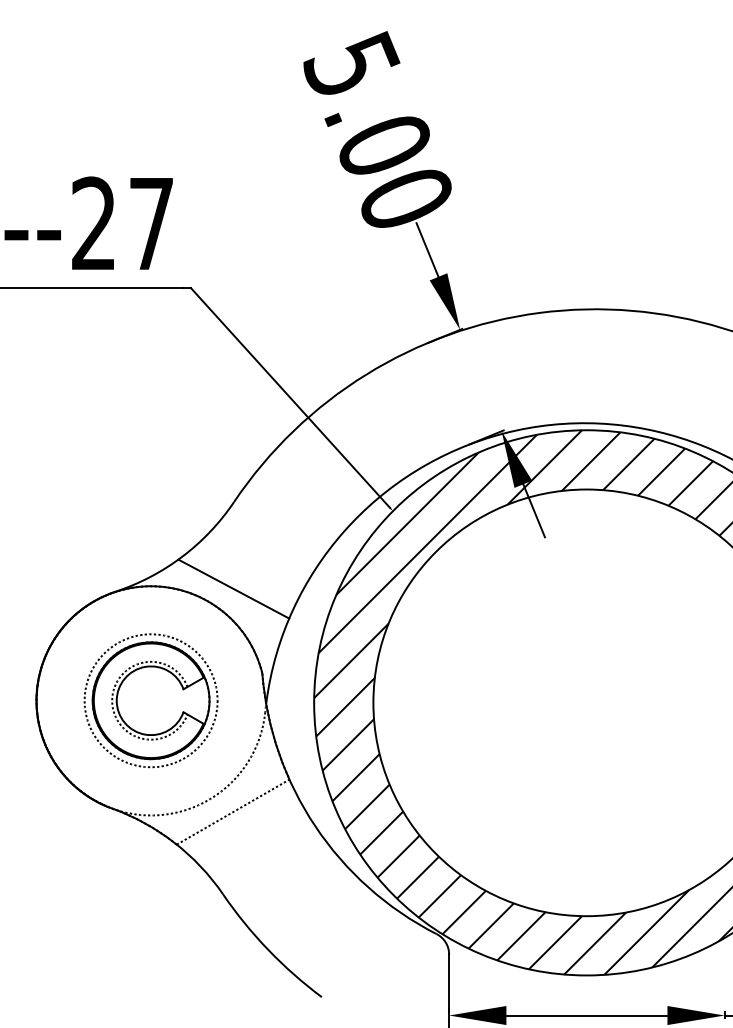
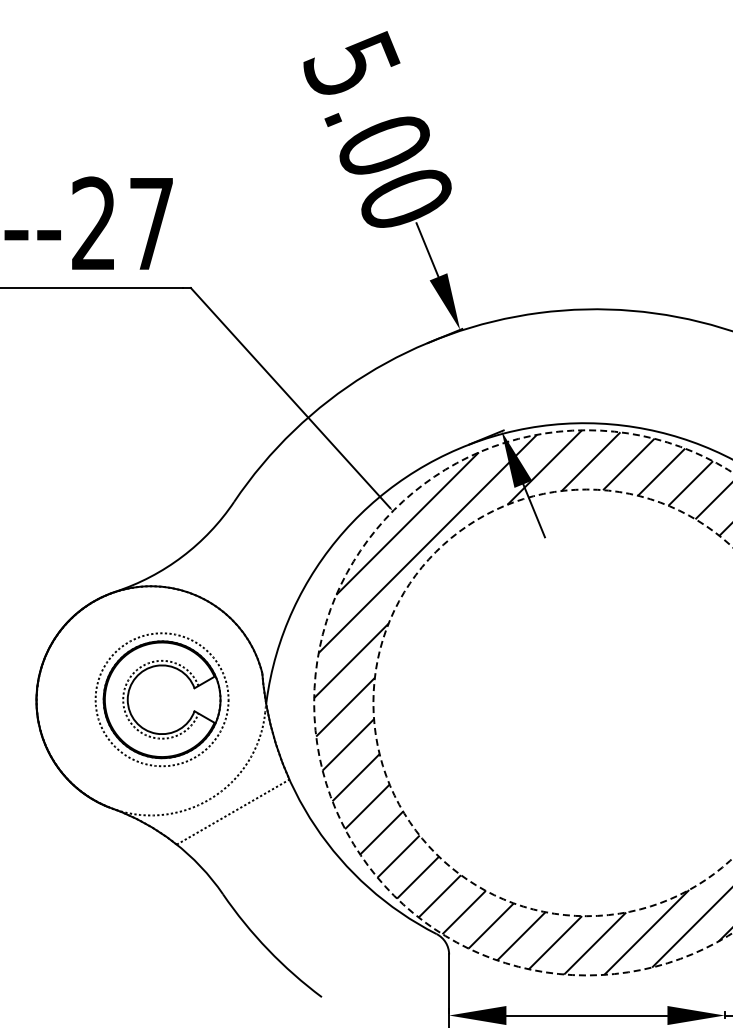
line: present -> none (233, 588)
part position: (150, 700) -> (161, 699) (161, 699)
circle: solid -> dashed (523, 702)
circle: solid -> dashed (552, 702)
